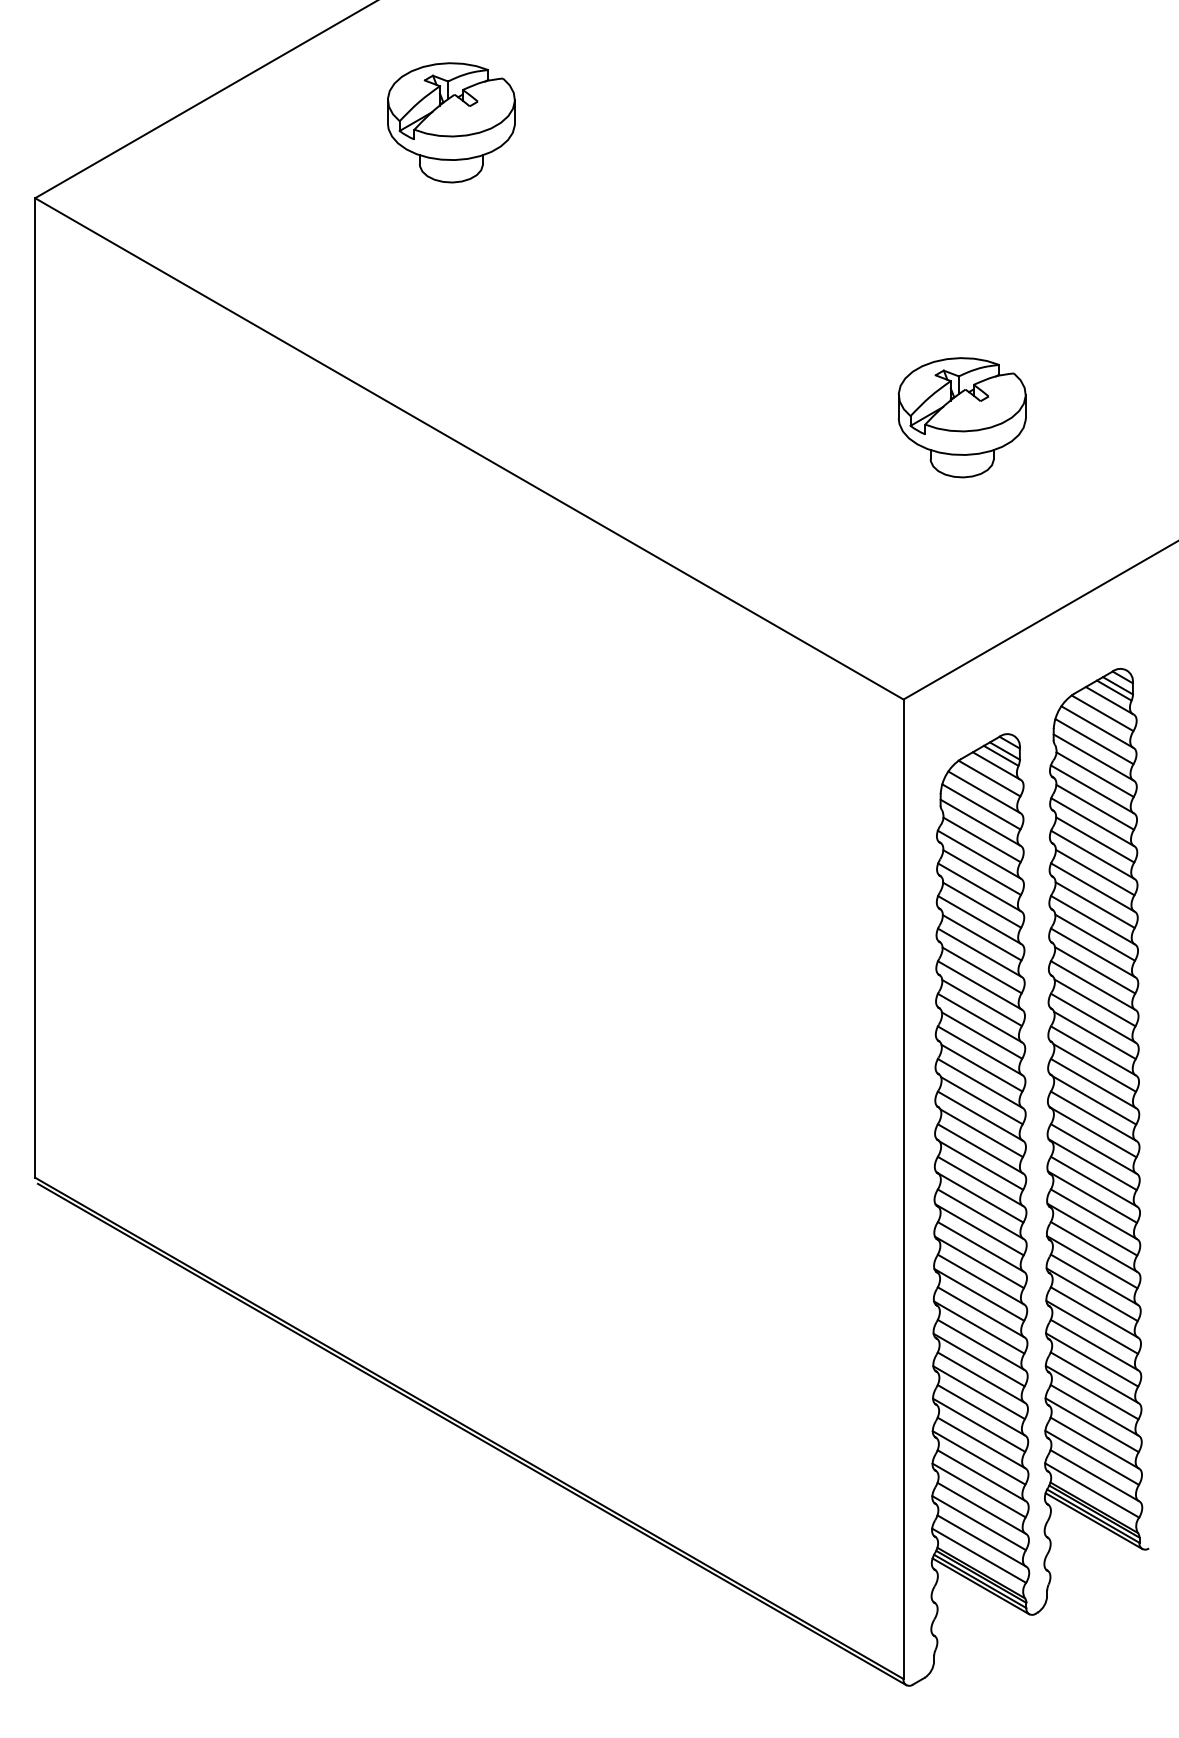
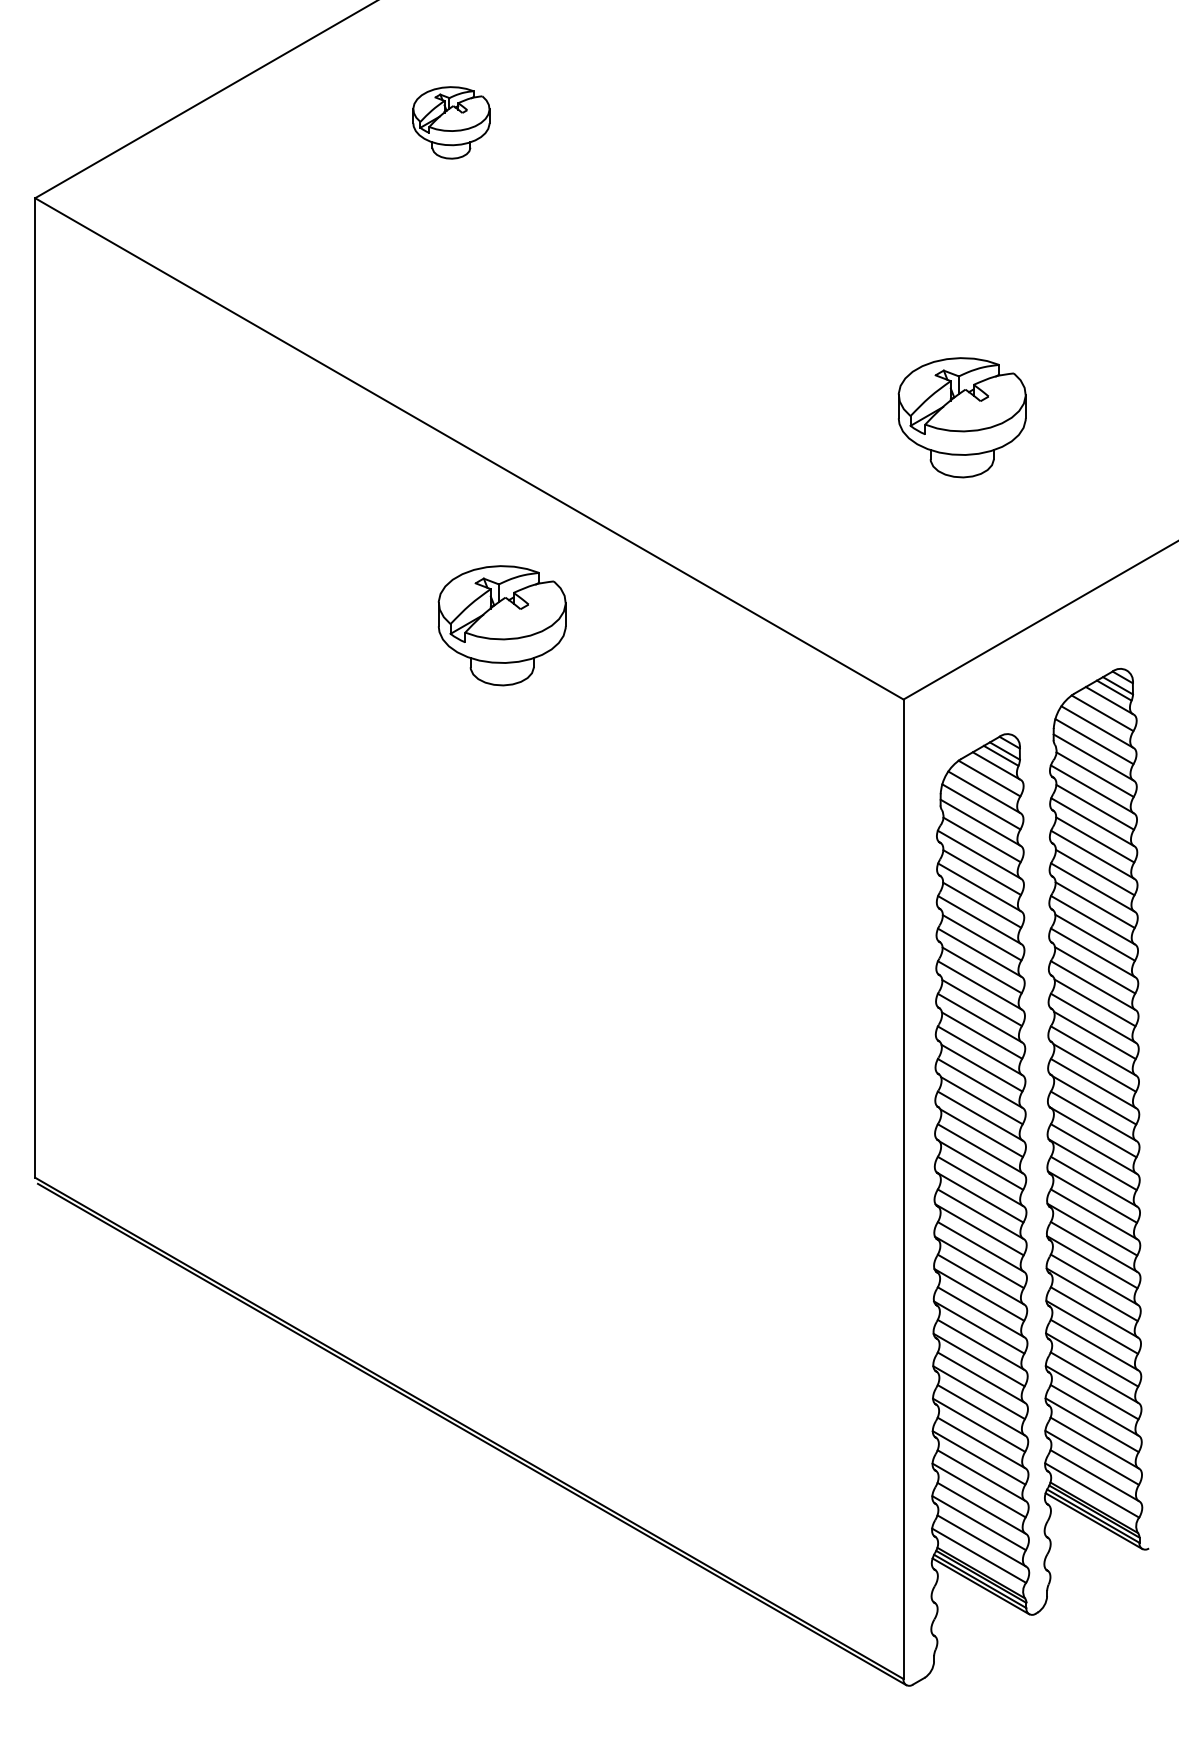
part size: 129x122 px -> 79x74 px (451, 122)
part: none -> present (501, 625)
